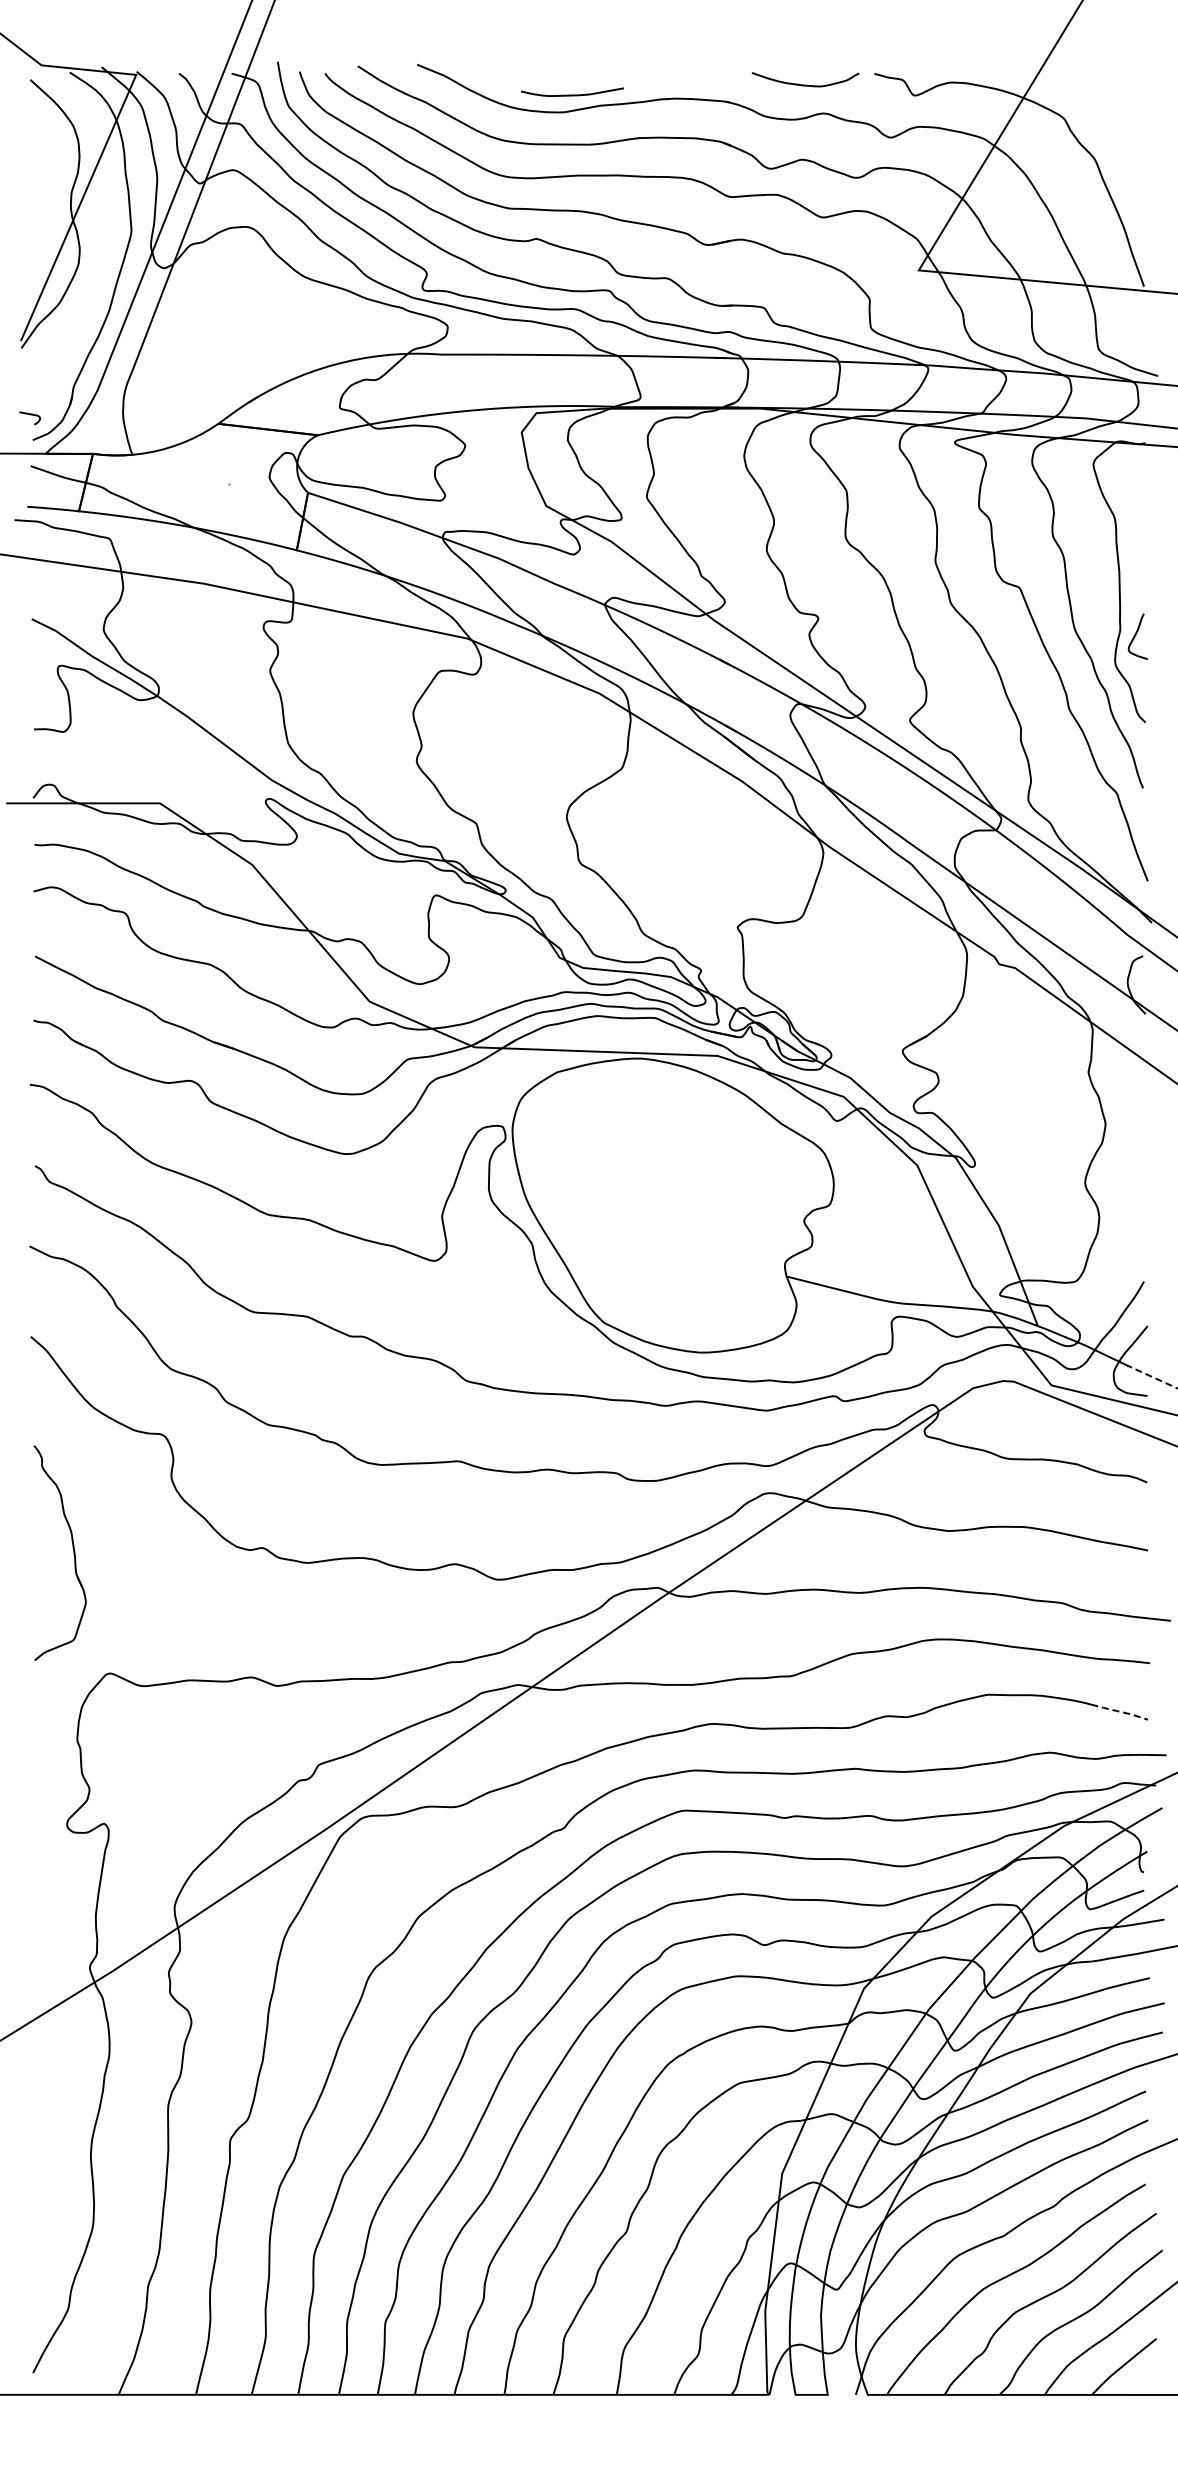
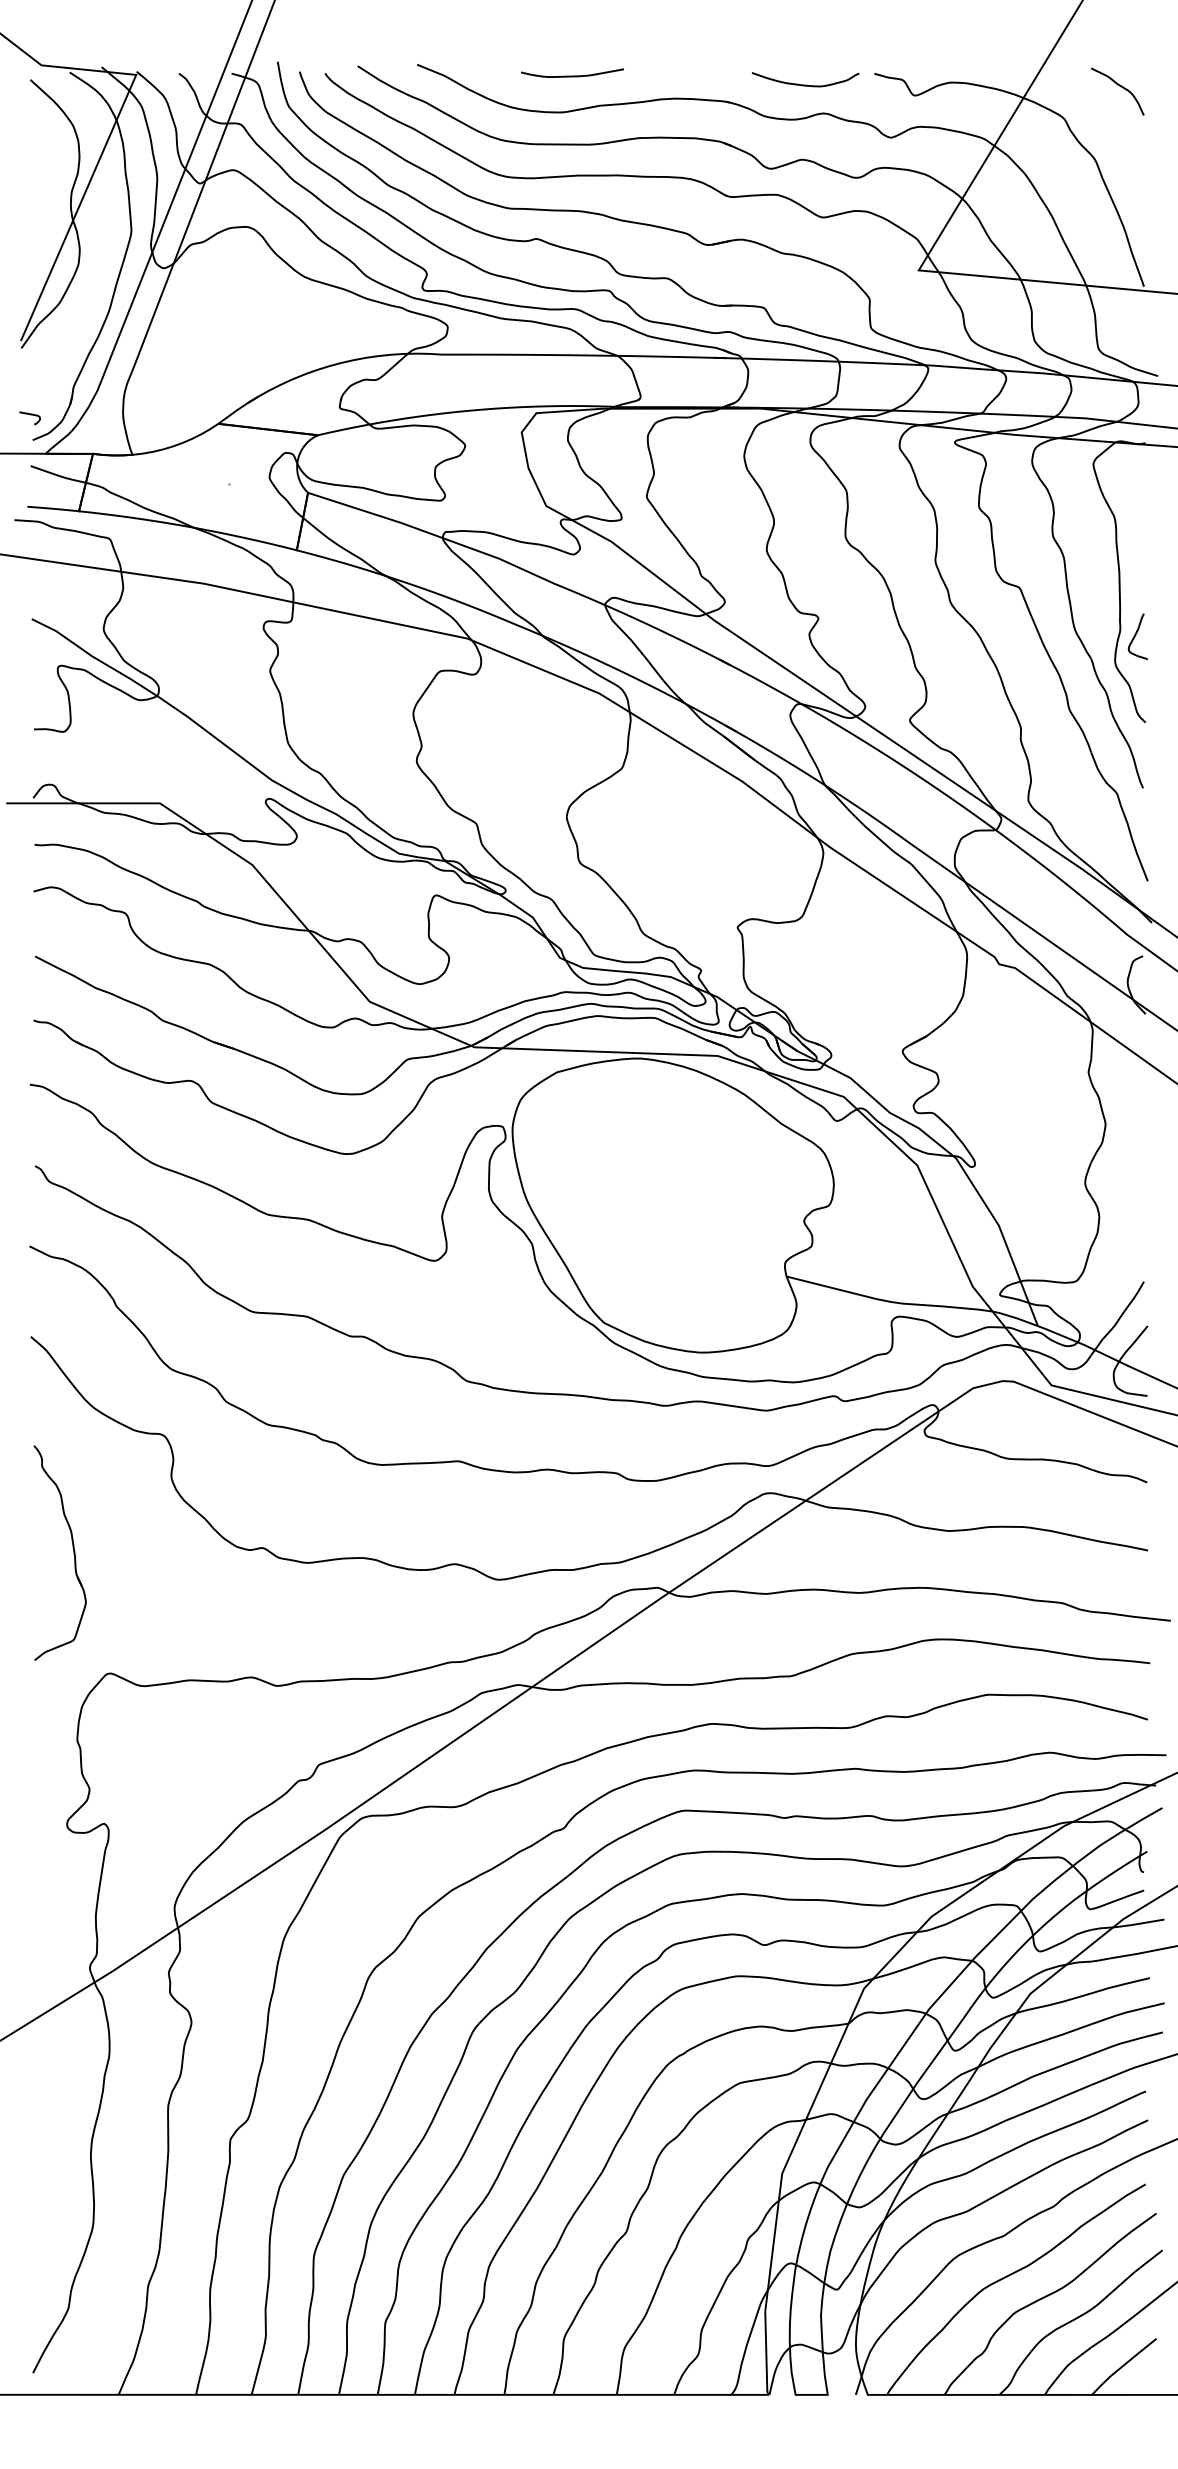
curve: none -> present (1119, 86)
curve position: (572, 94) -> (572, 75) (572, 75)
line: dashed -> solid (1152, 1377)
line: dashed -> solid (1120, 1711)
